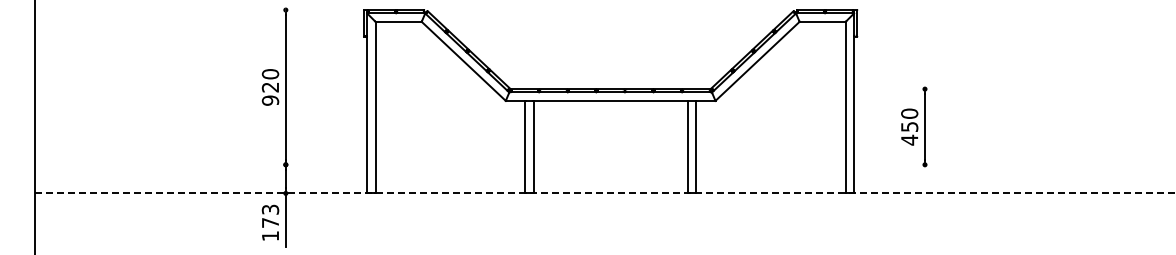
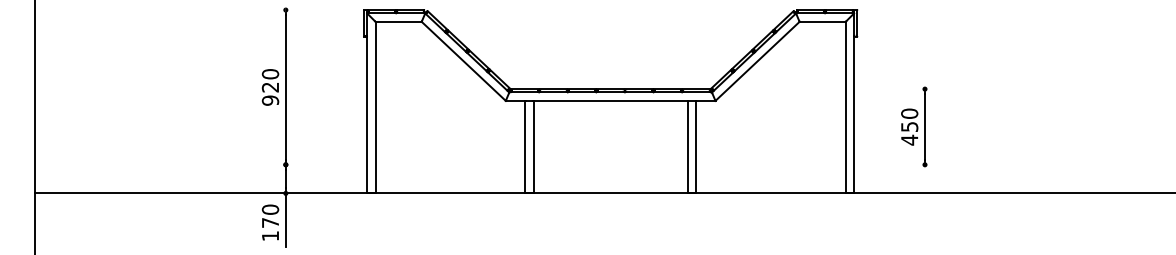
line: dashed -> solid (606, 193)
text: 173 -> 170 (270, 209)
